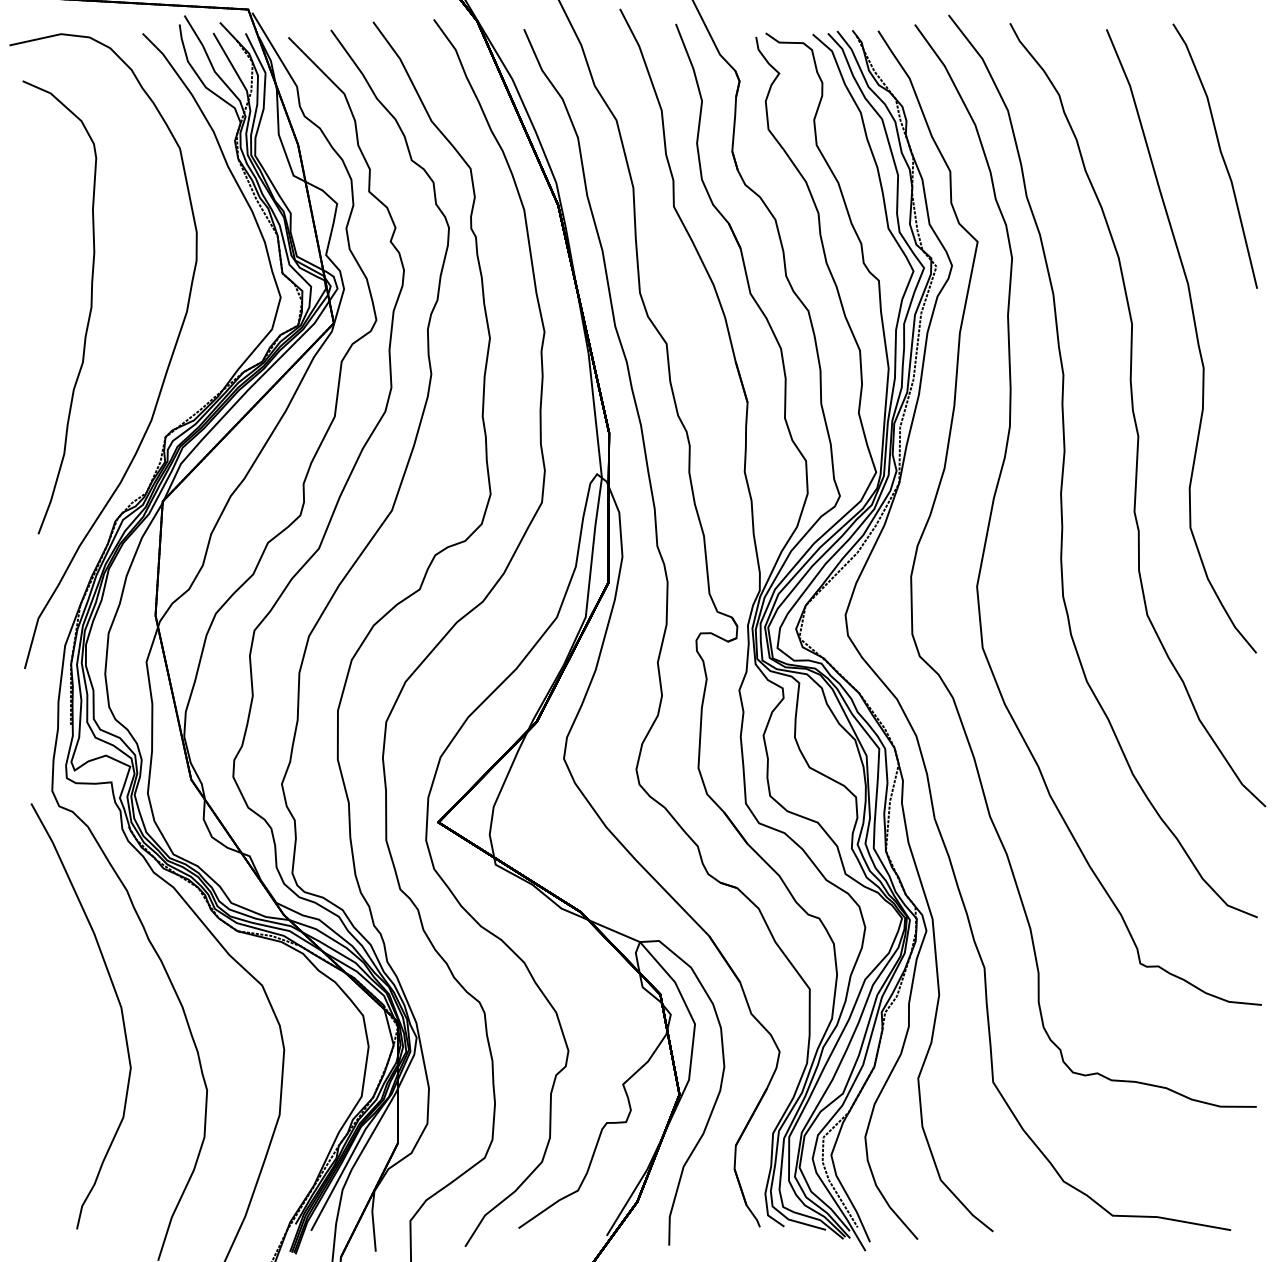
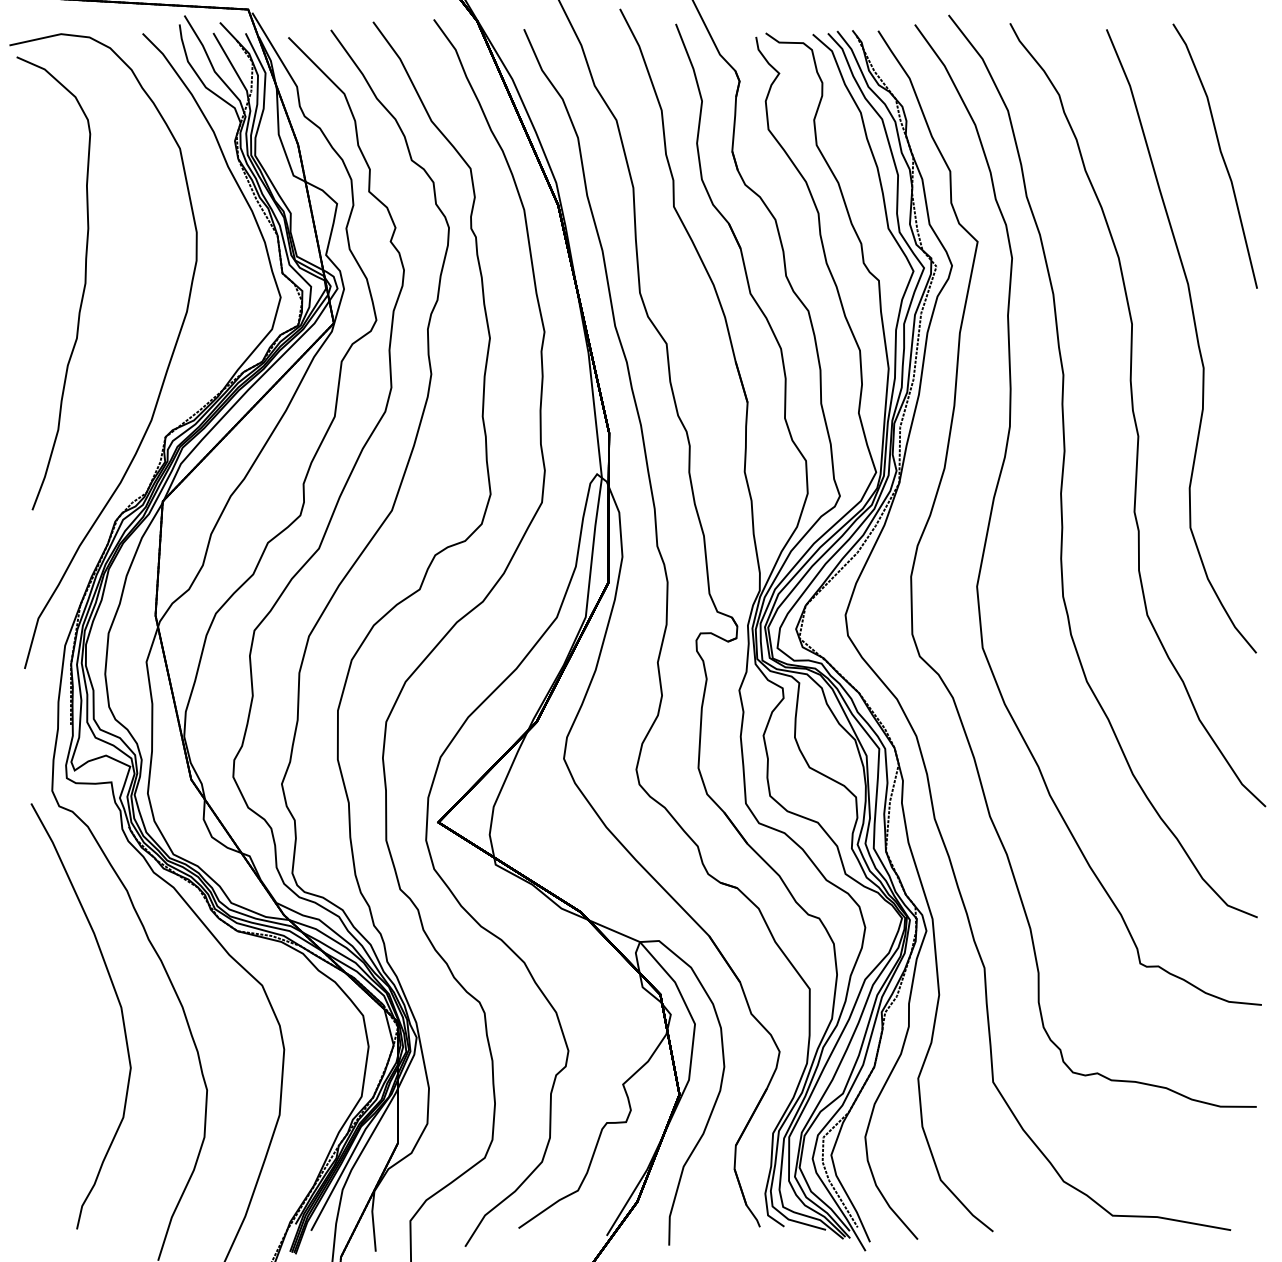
part position: (89, 311) -> (83, 287) (83, 287)
